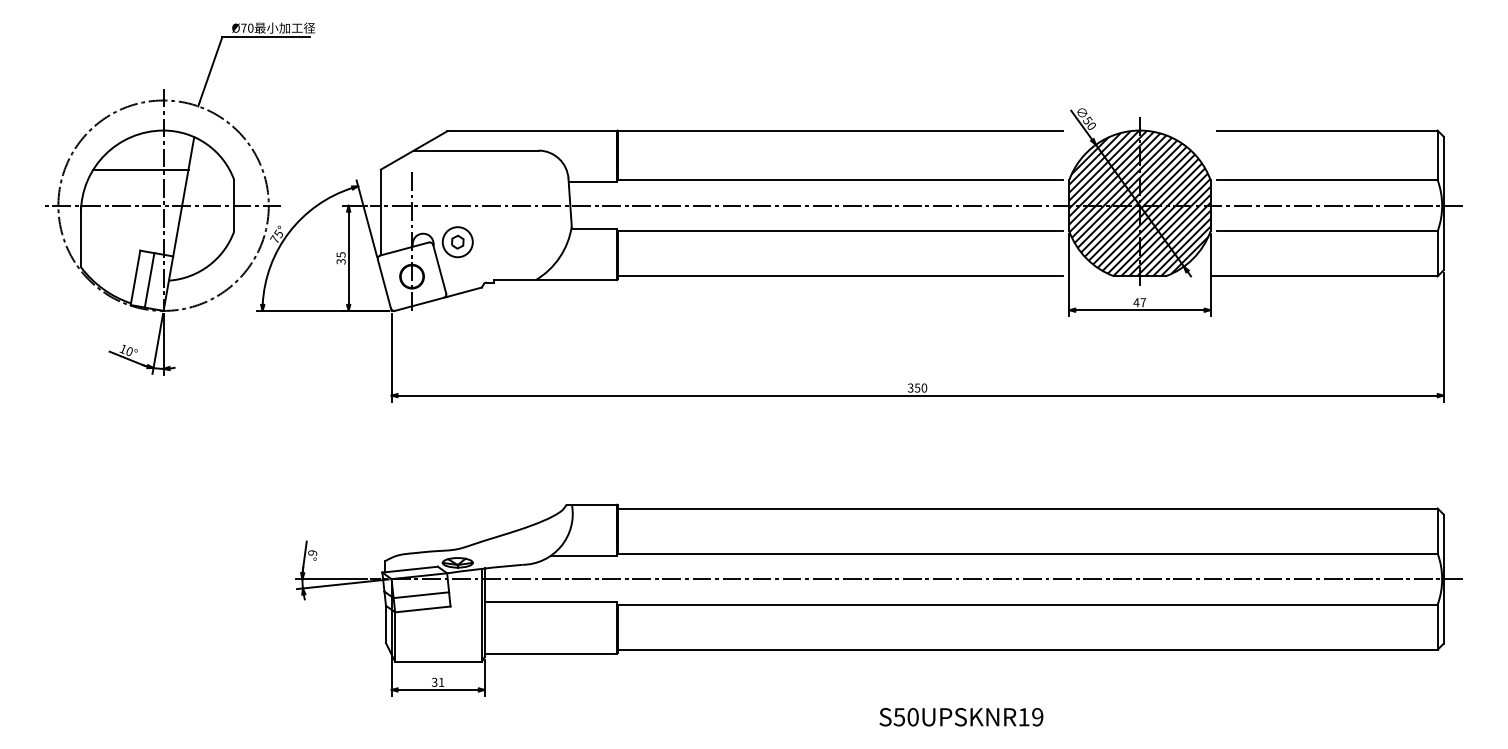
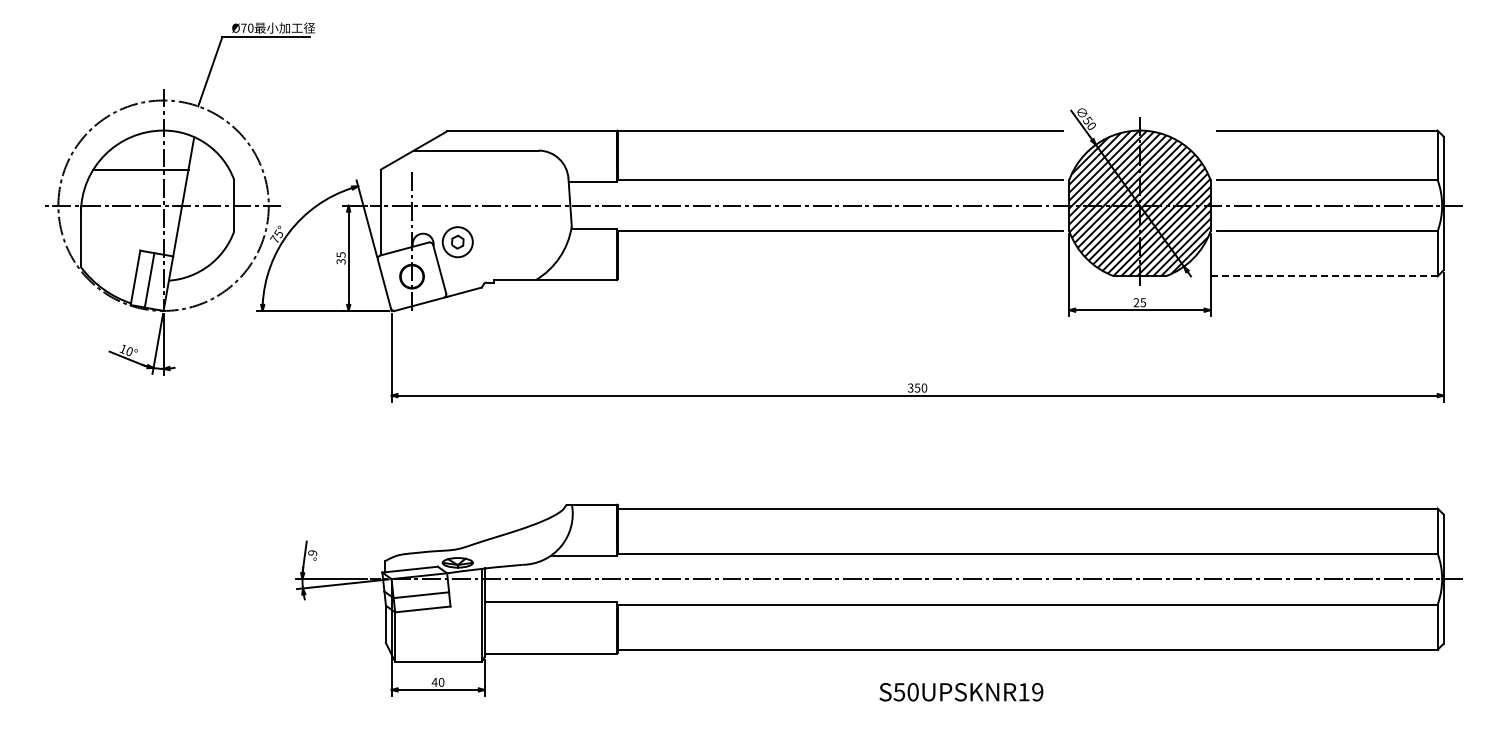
line: present -> none (839, 276)
line: solid -> dashed (1324, 276)
text: 47 -> 25 (1139, 302)
text: 31 -> 40 (437, 681)
text position: (961, 717) -> (961, 692) (961, 692)
